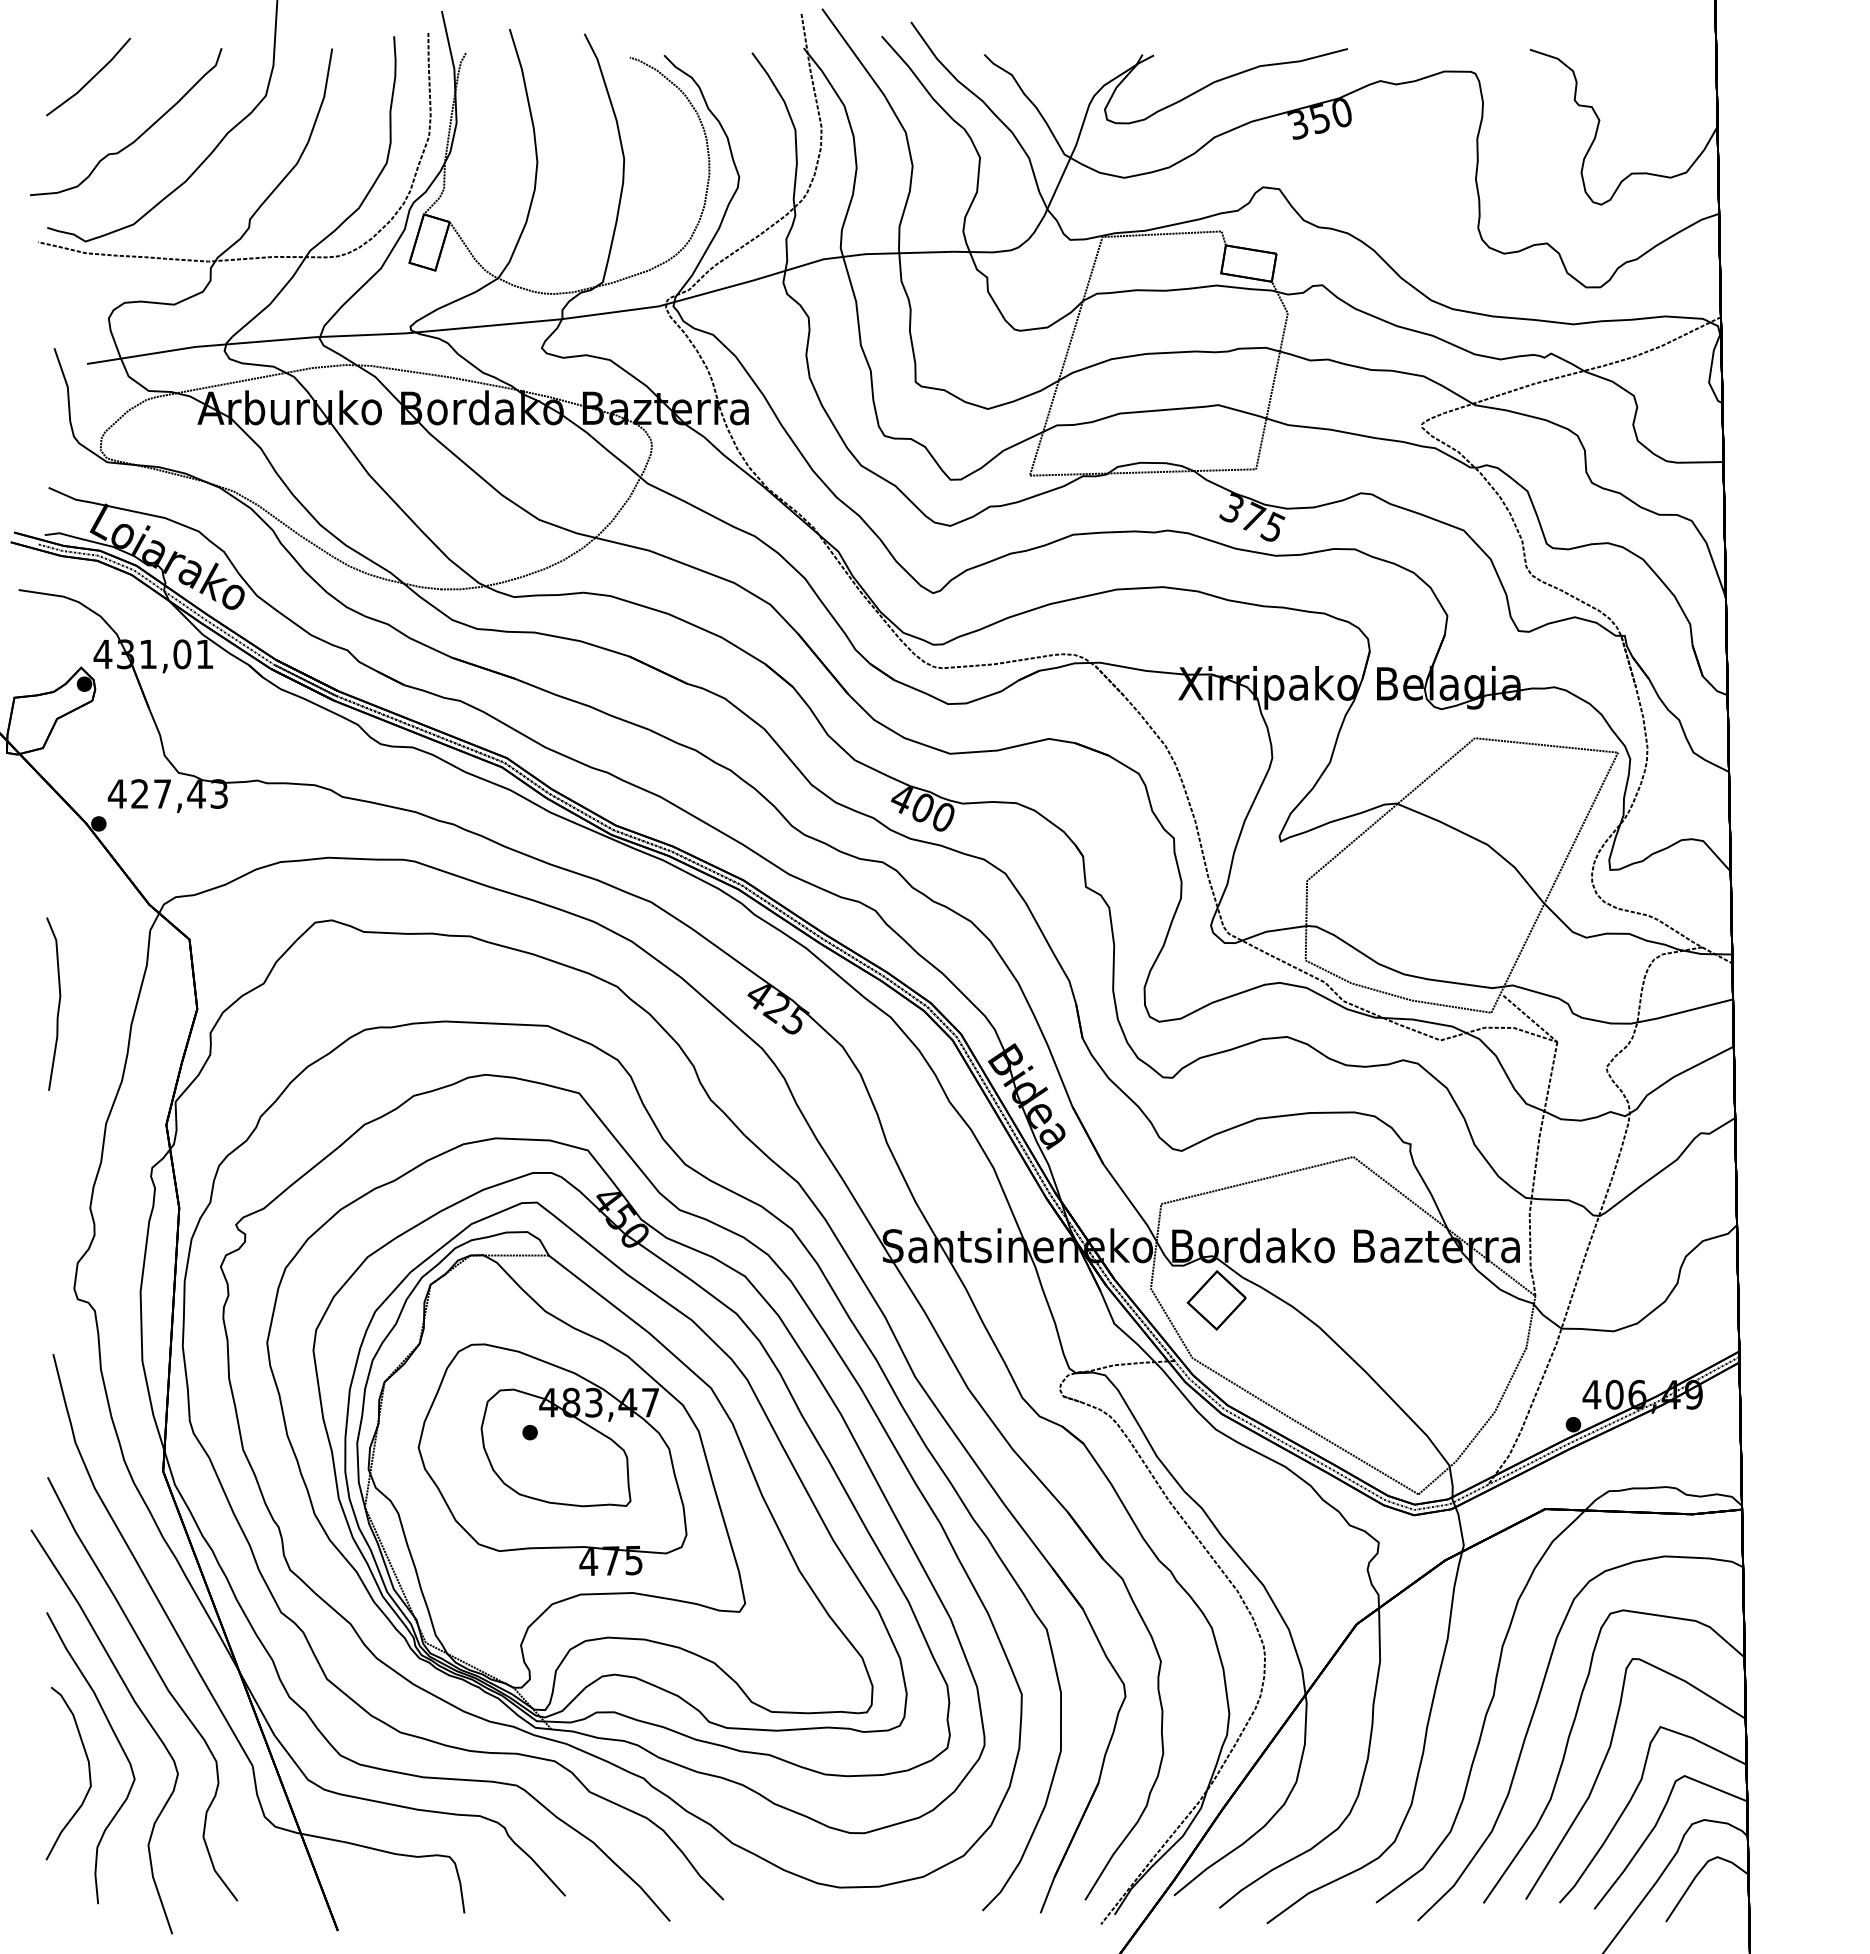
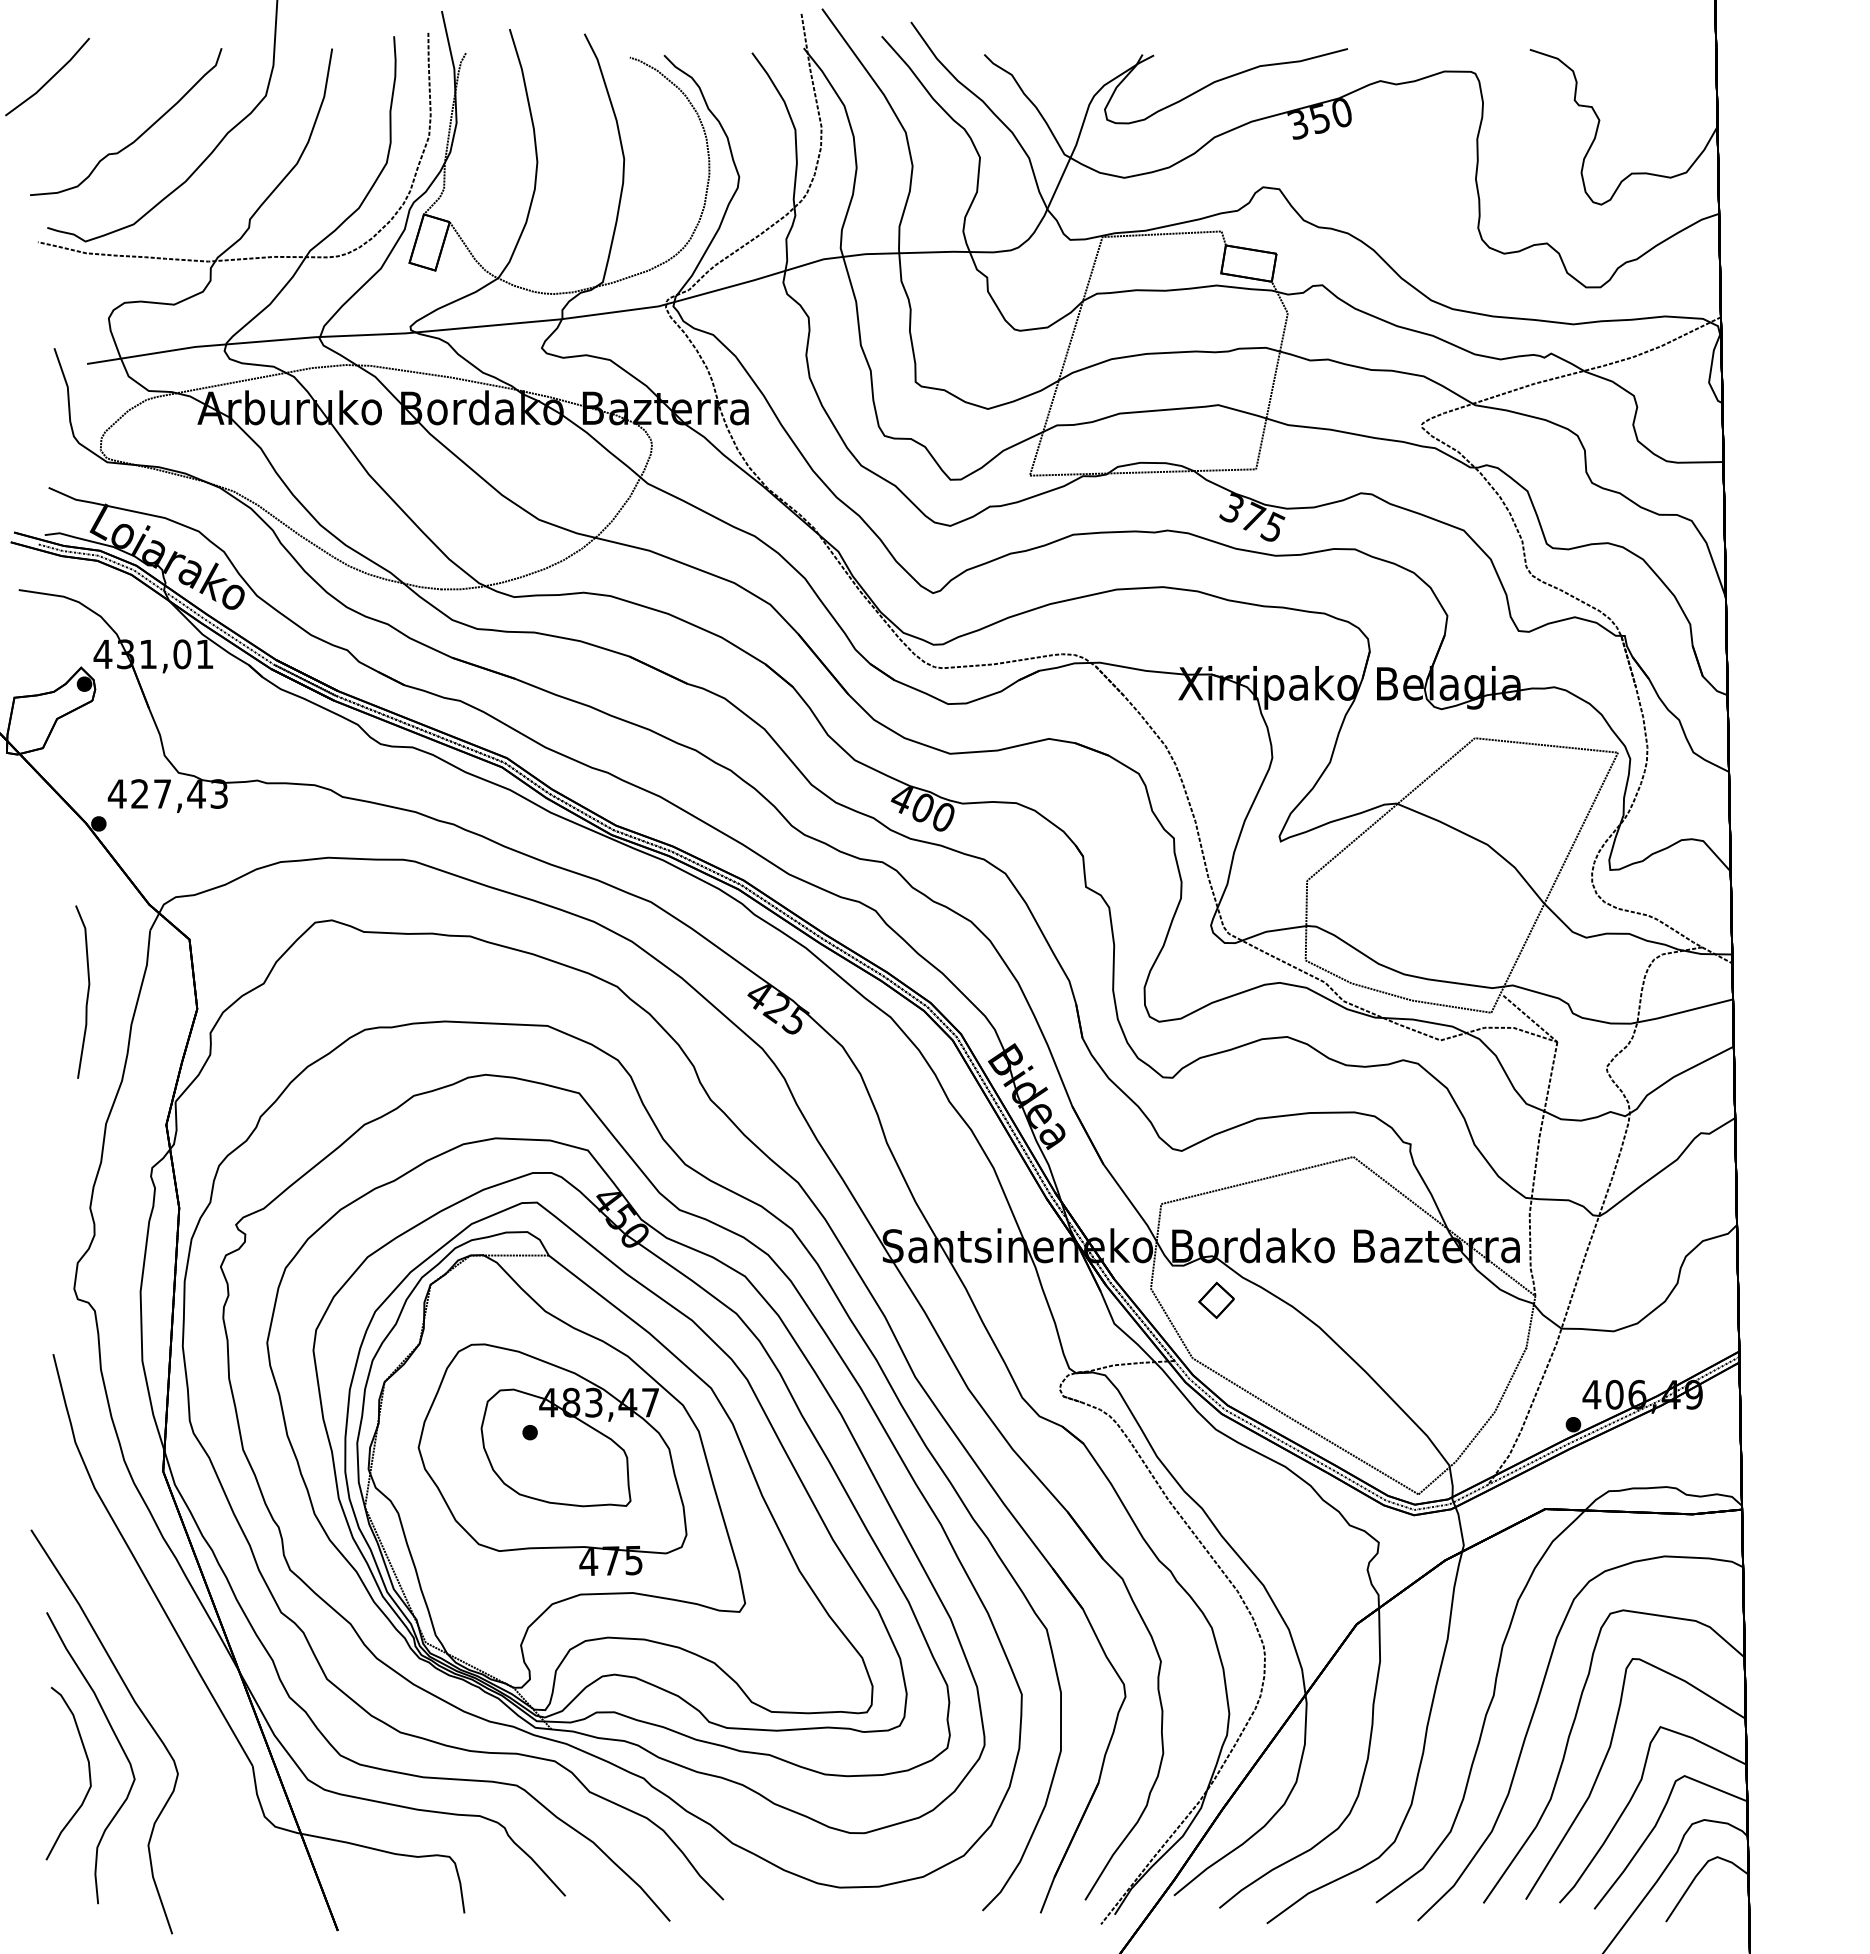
line position: (90, 78) -> (49, 78) (49, 78)
curve position: (58, 1003) -> (87, 991) (87, 991)
part size: 61x61 px -> 37x38 px (1216, 1299)
curve: present -> none (159, 1677)
